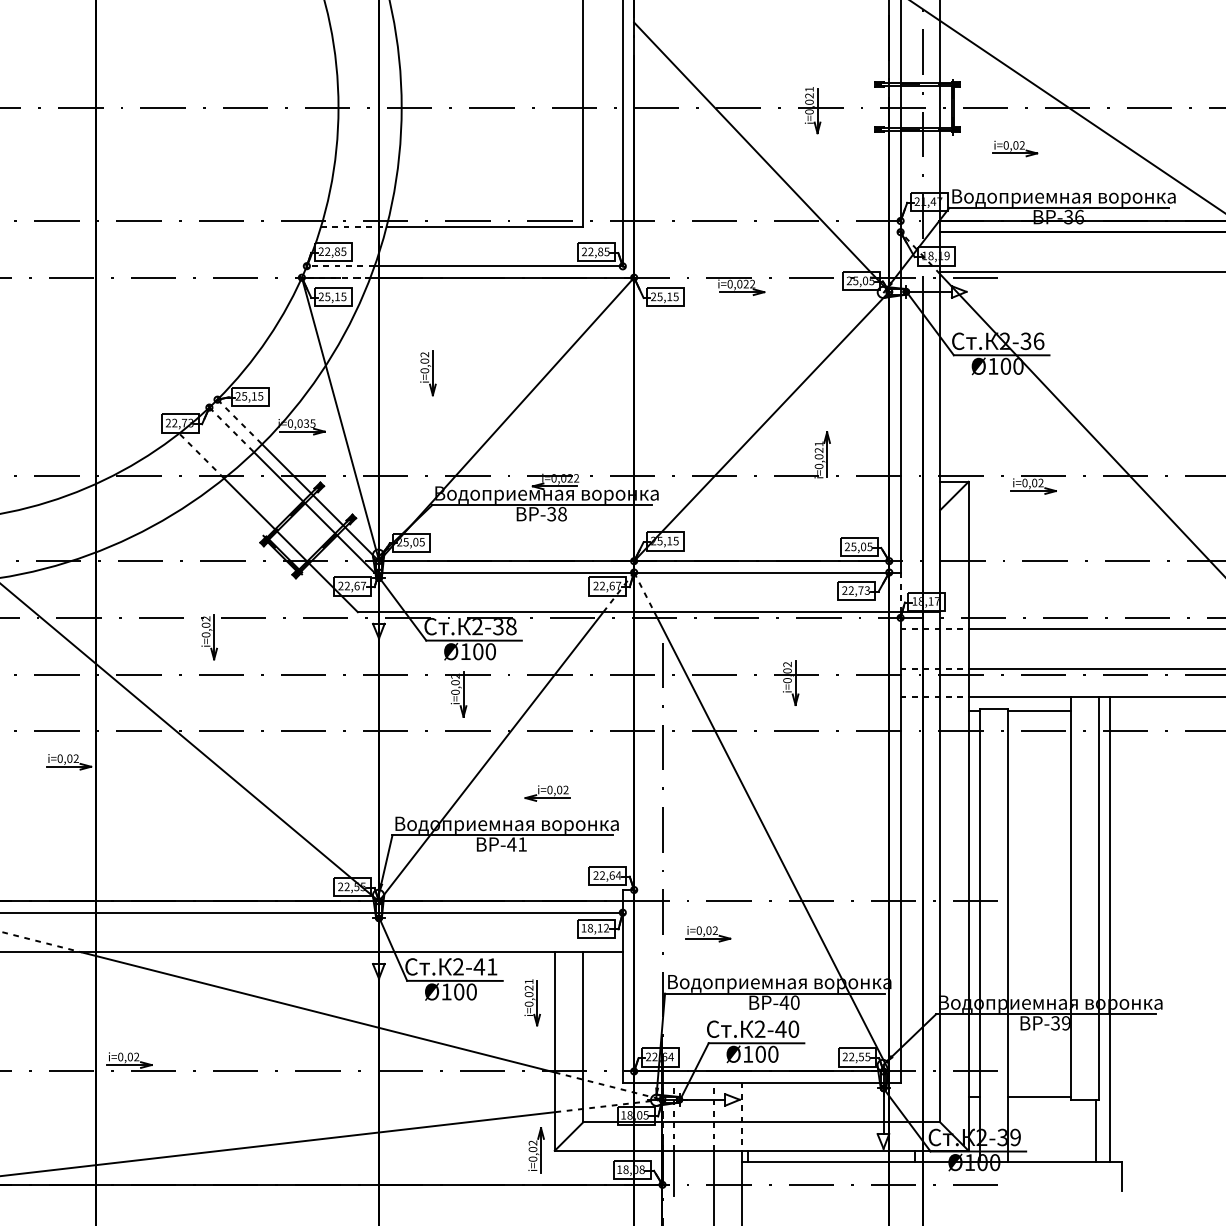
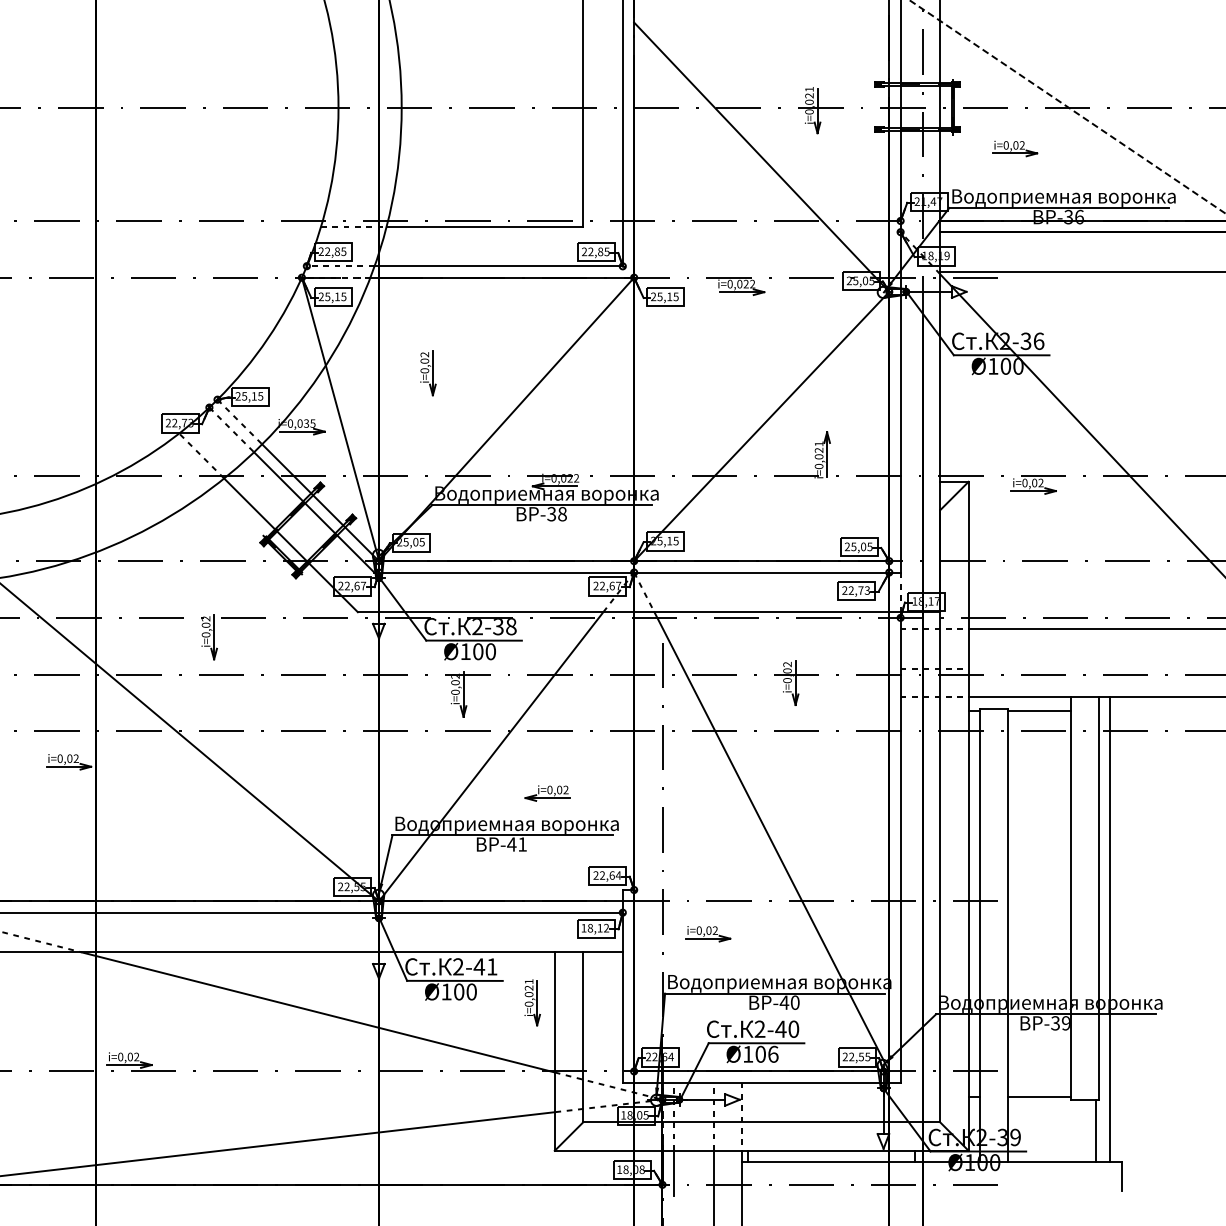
line: solid -> dashed (1067, 107)
line: present -> none (1095, 668)
text: Ø100 -> Ø106 (773, 1053)
part: present -> none (536, 1150)
